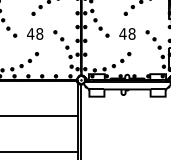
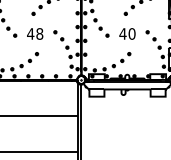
text: 48 -> 40 (131, 33)
